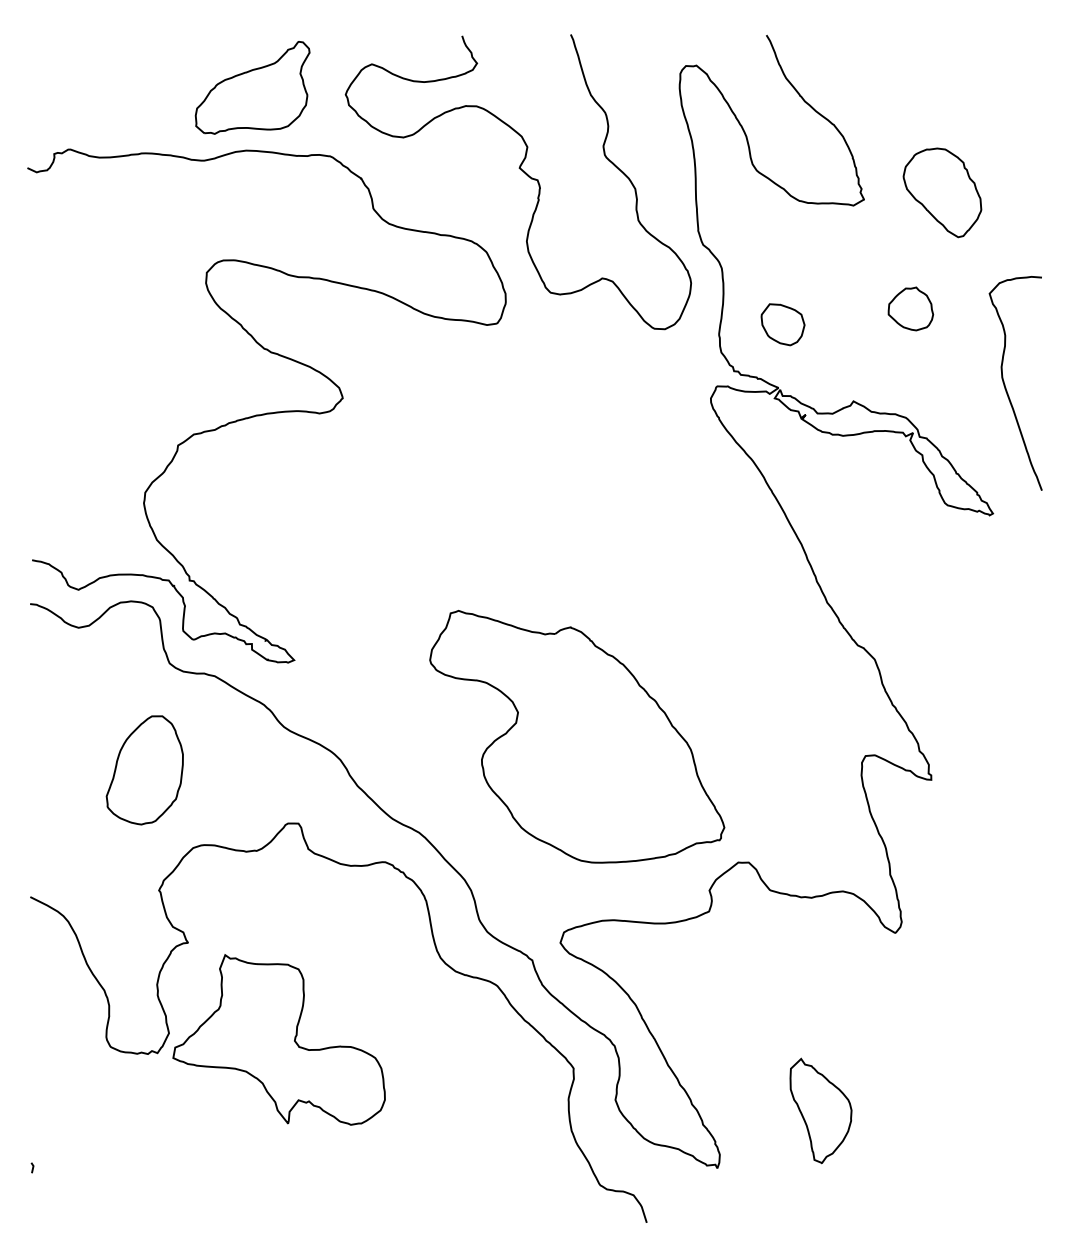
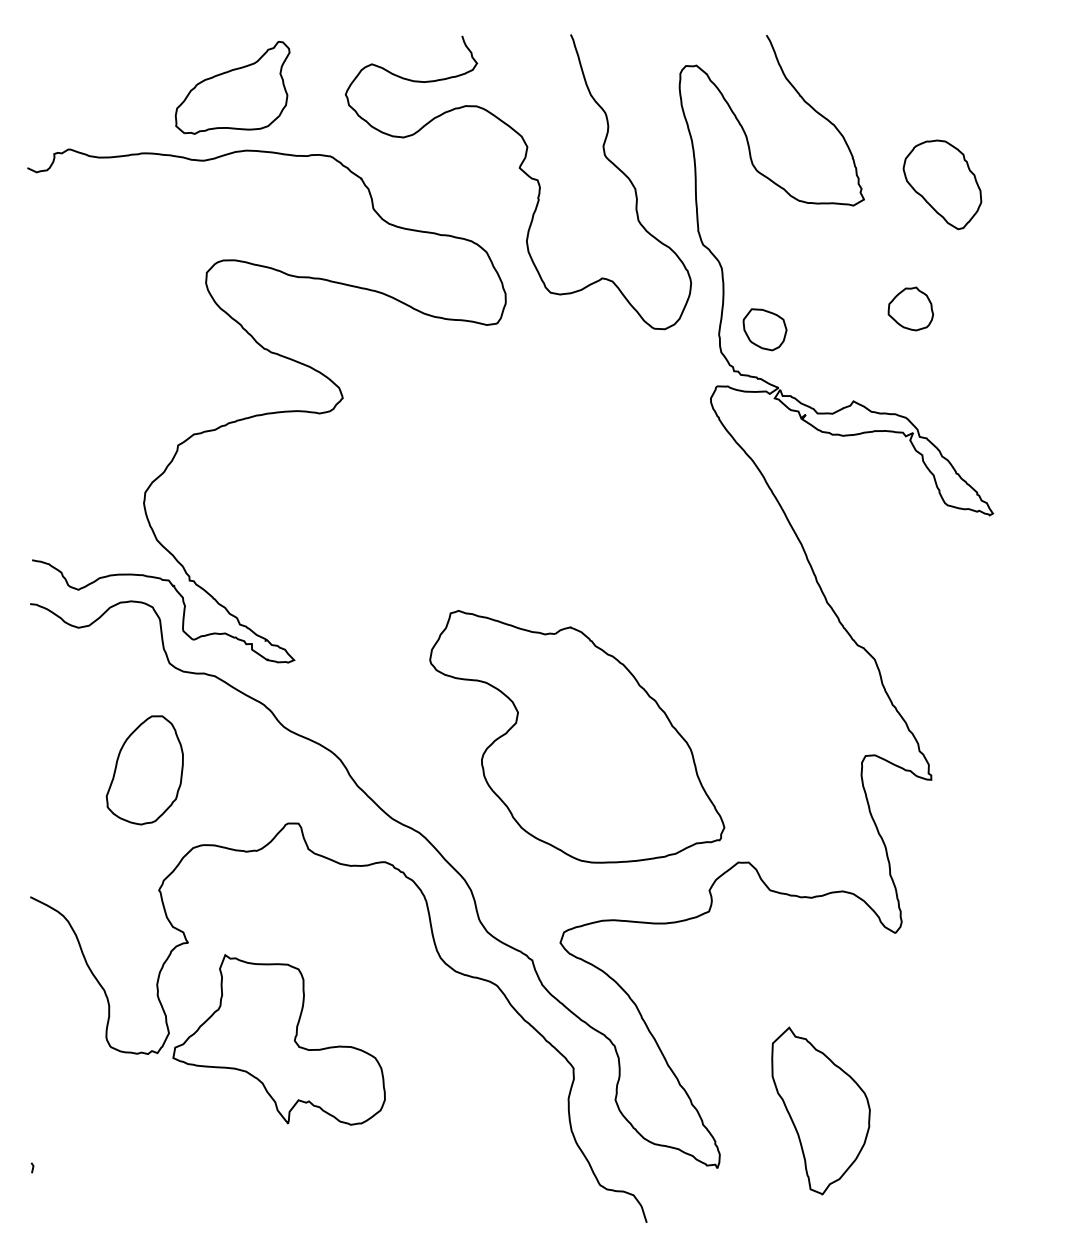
part position: (252, 87) -> (232, 87) (232, 87)
part position: (942, 192) -> (942, 184) (942, 184)
part position: (782, 324) -> (764, 329) (764, 329)
curve: present -> none (1006, 387)
part size: 64x108 px -> 100x170 px (820, 1110)
